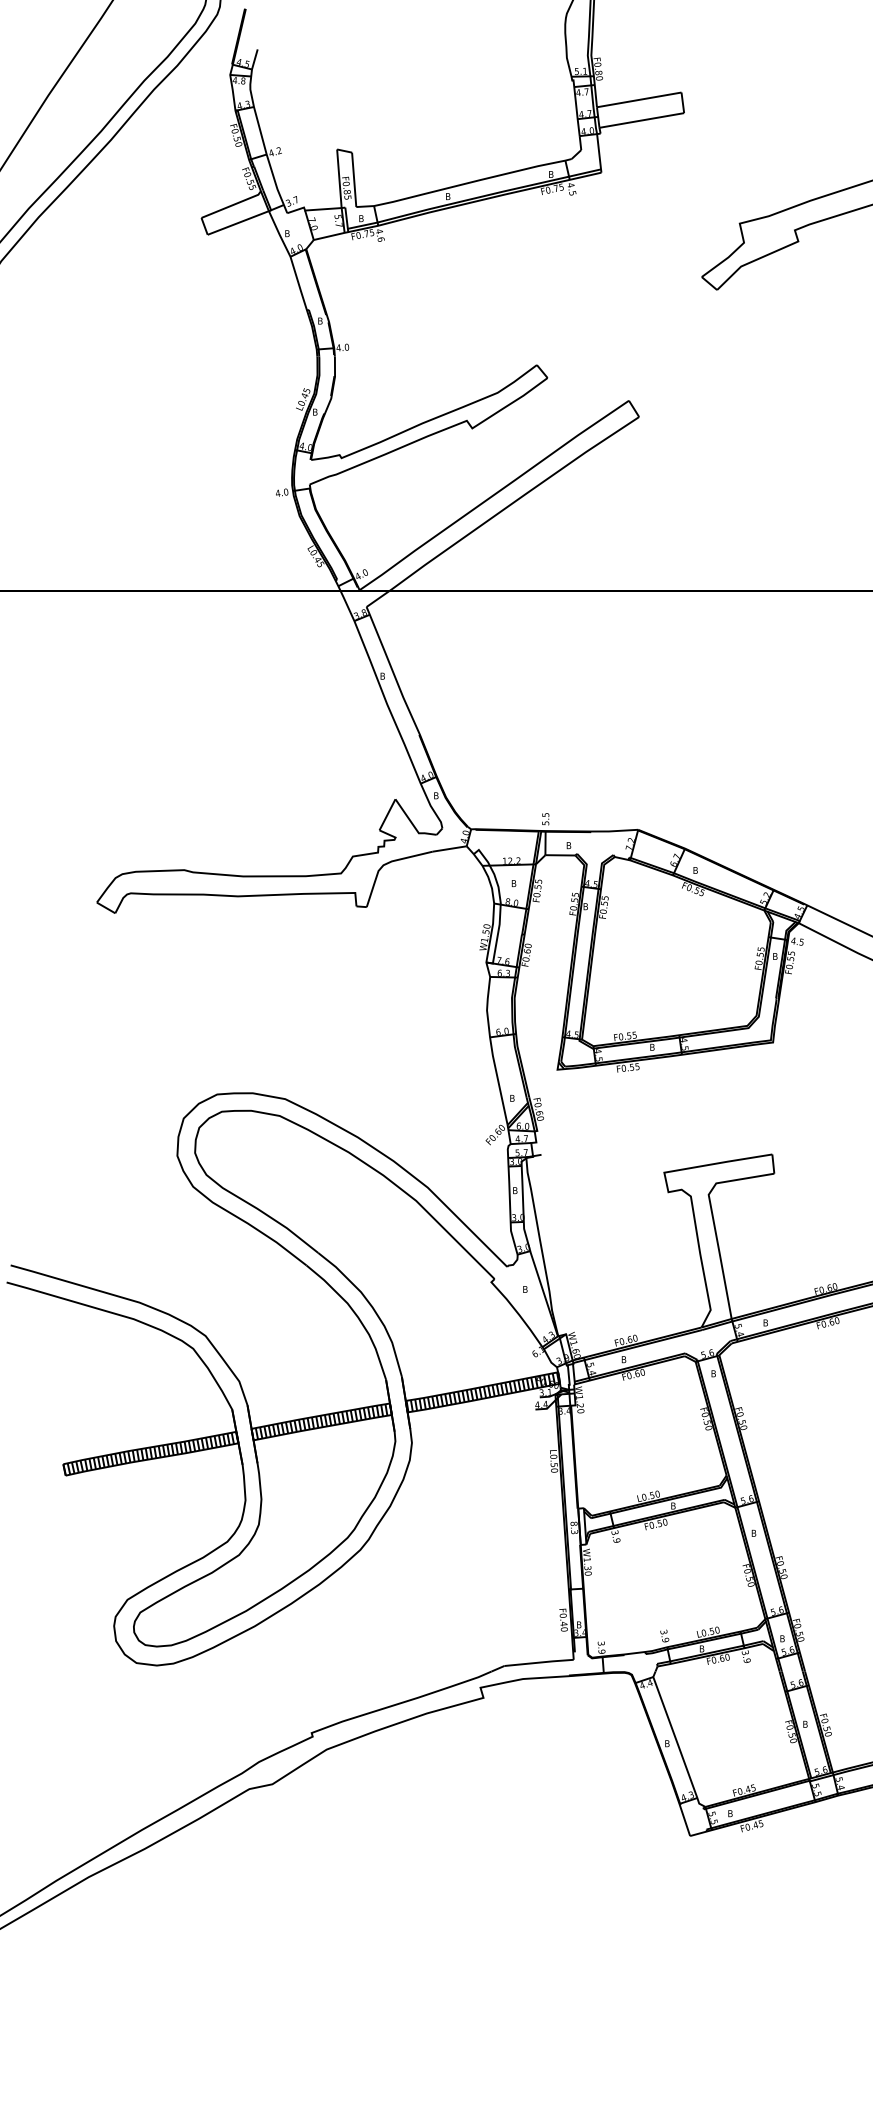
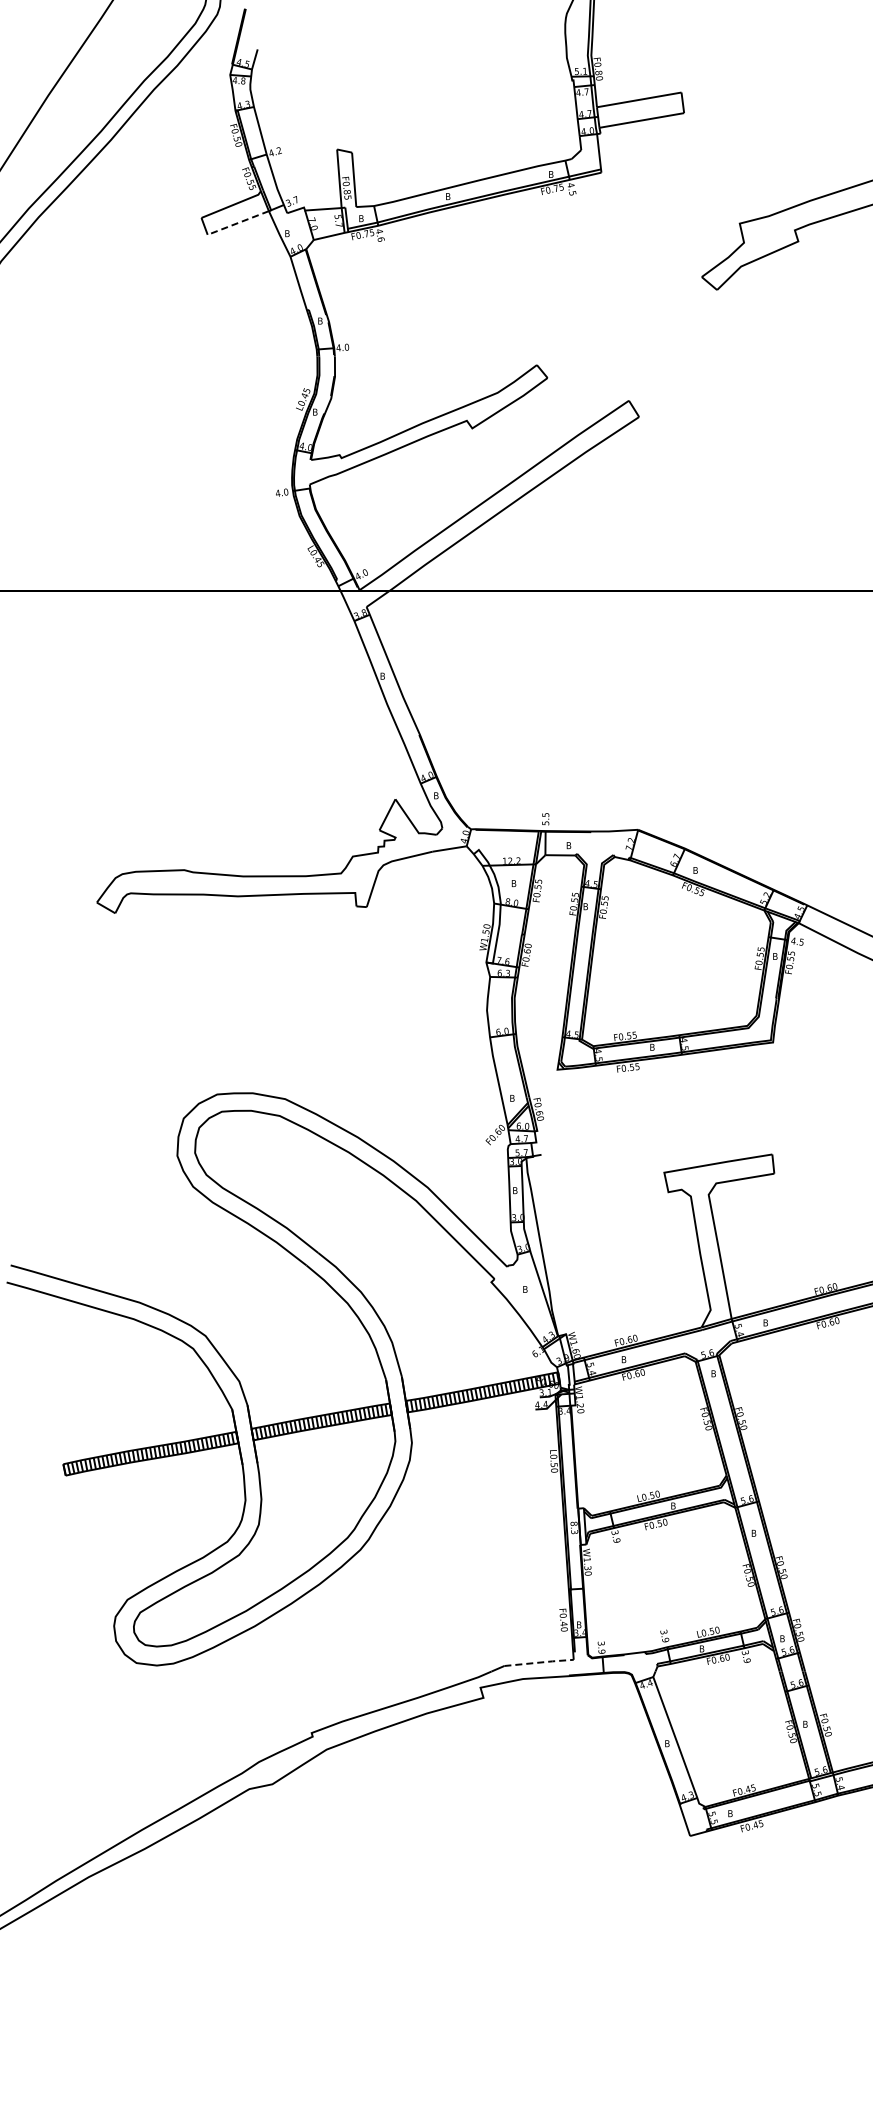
line: solid -> dashed (238, 223)
line: solid -> dashed (539, 1662)
